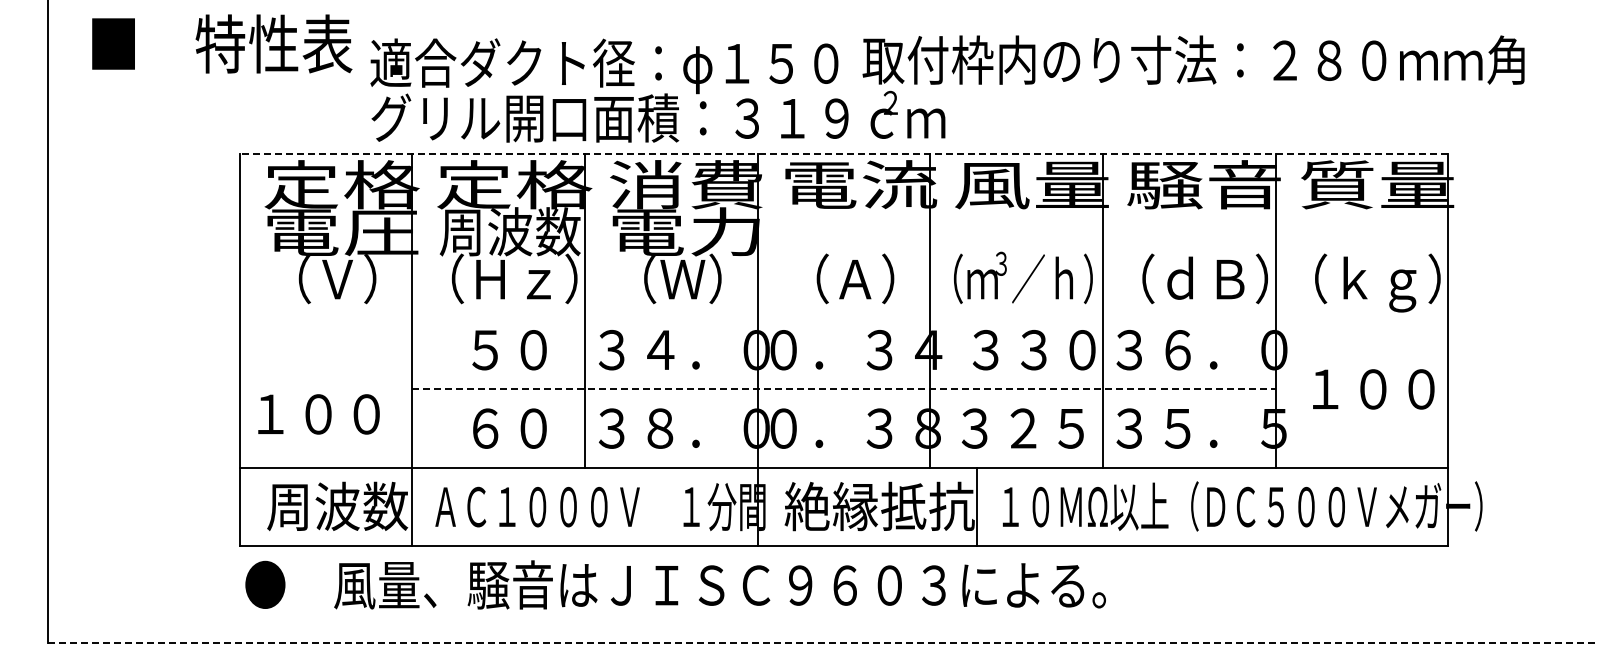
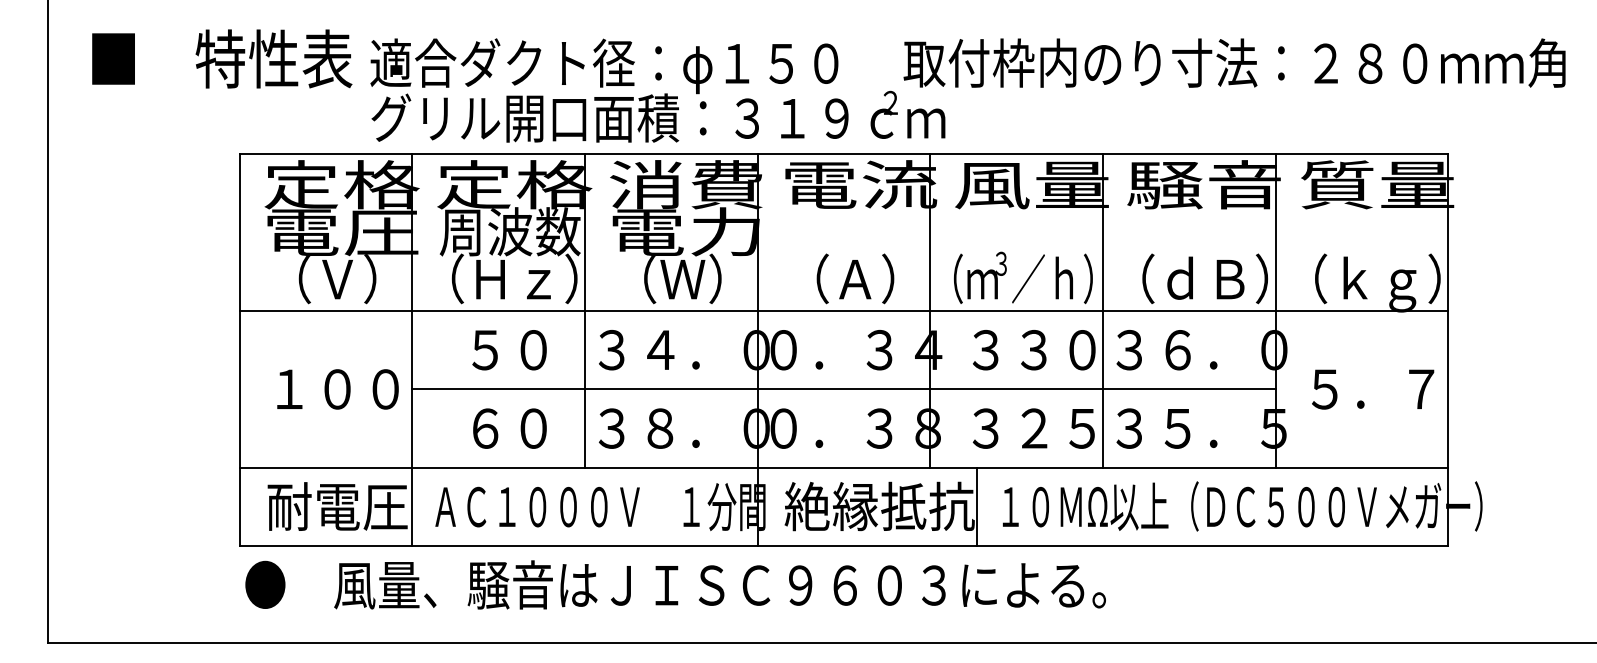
text position: (222, 43) -> (222, 58) (222, 58)
text position: (1193, 59) -> (1234, 62) (1234, 62)
line: dashed -> solid (843, 154)
line: none -> present (843, 311)
line: dashed -> solid (844, 389)
text: １００ -> ５．７ (1373, 389)
text position: (318, 414) -> (337, 389) (337, 389)
text position: (1022, 428) -> (1033, 428) (1033, 428)
text: 周波数 -> 耐電圧 (337, 506)
line: dashed -> solid (822, 643)
